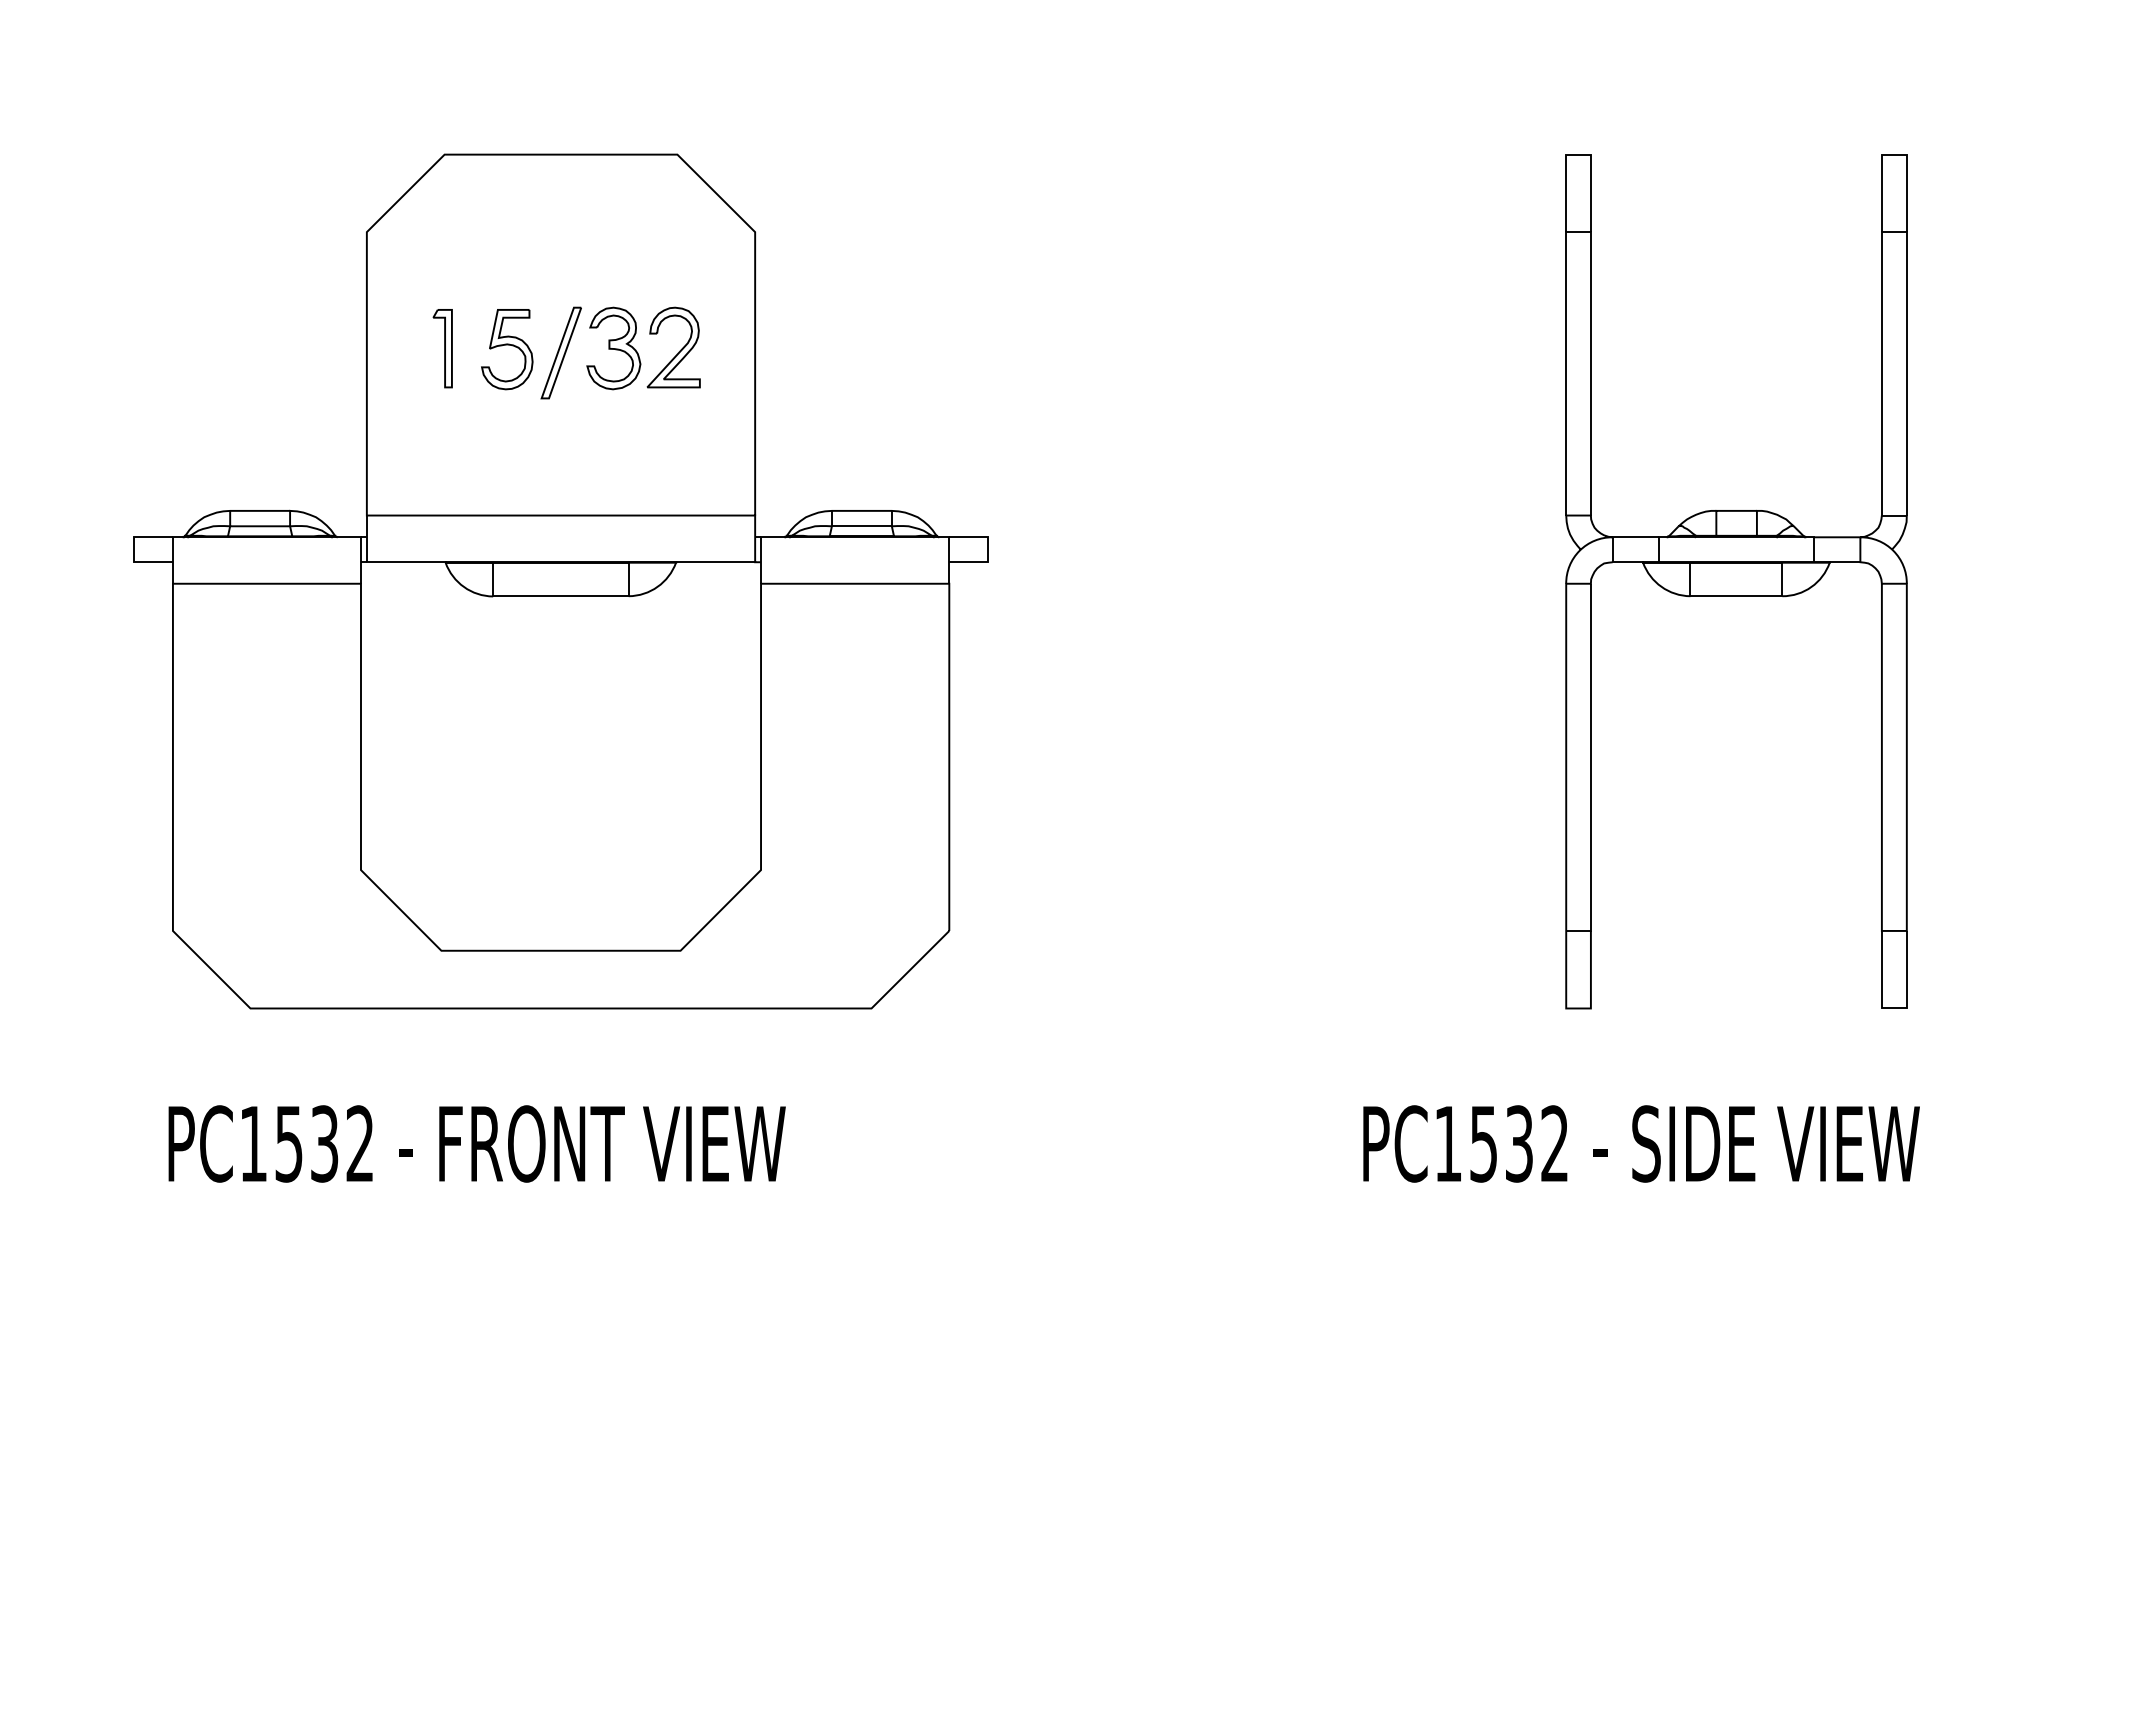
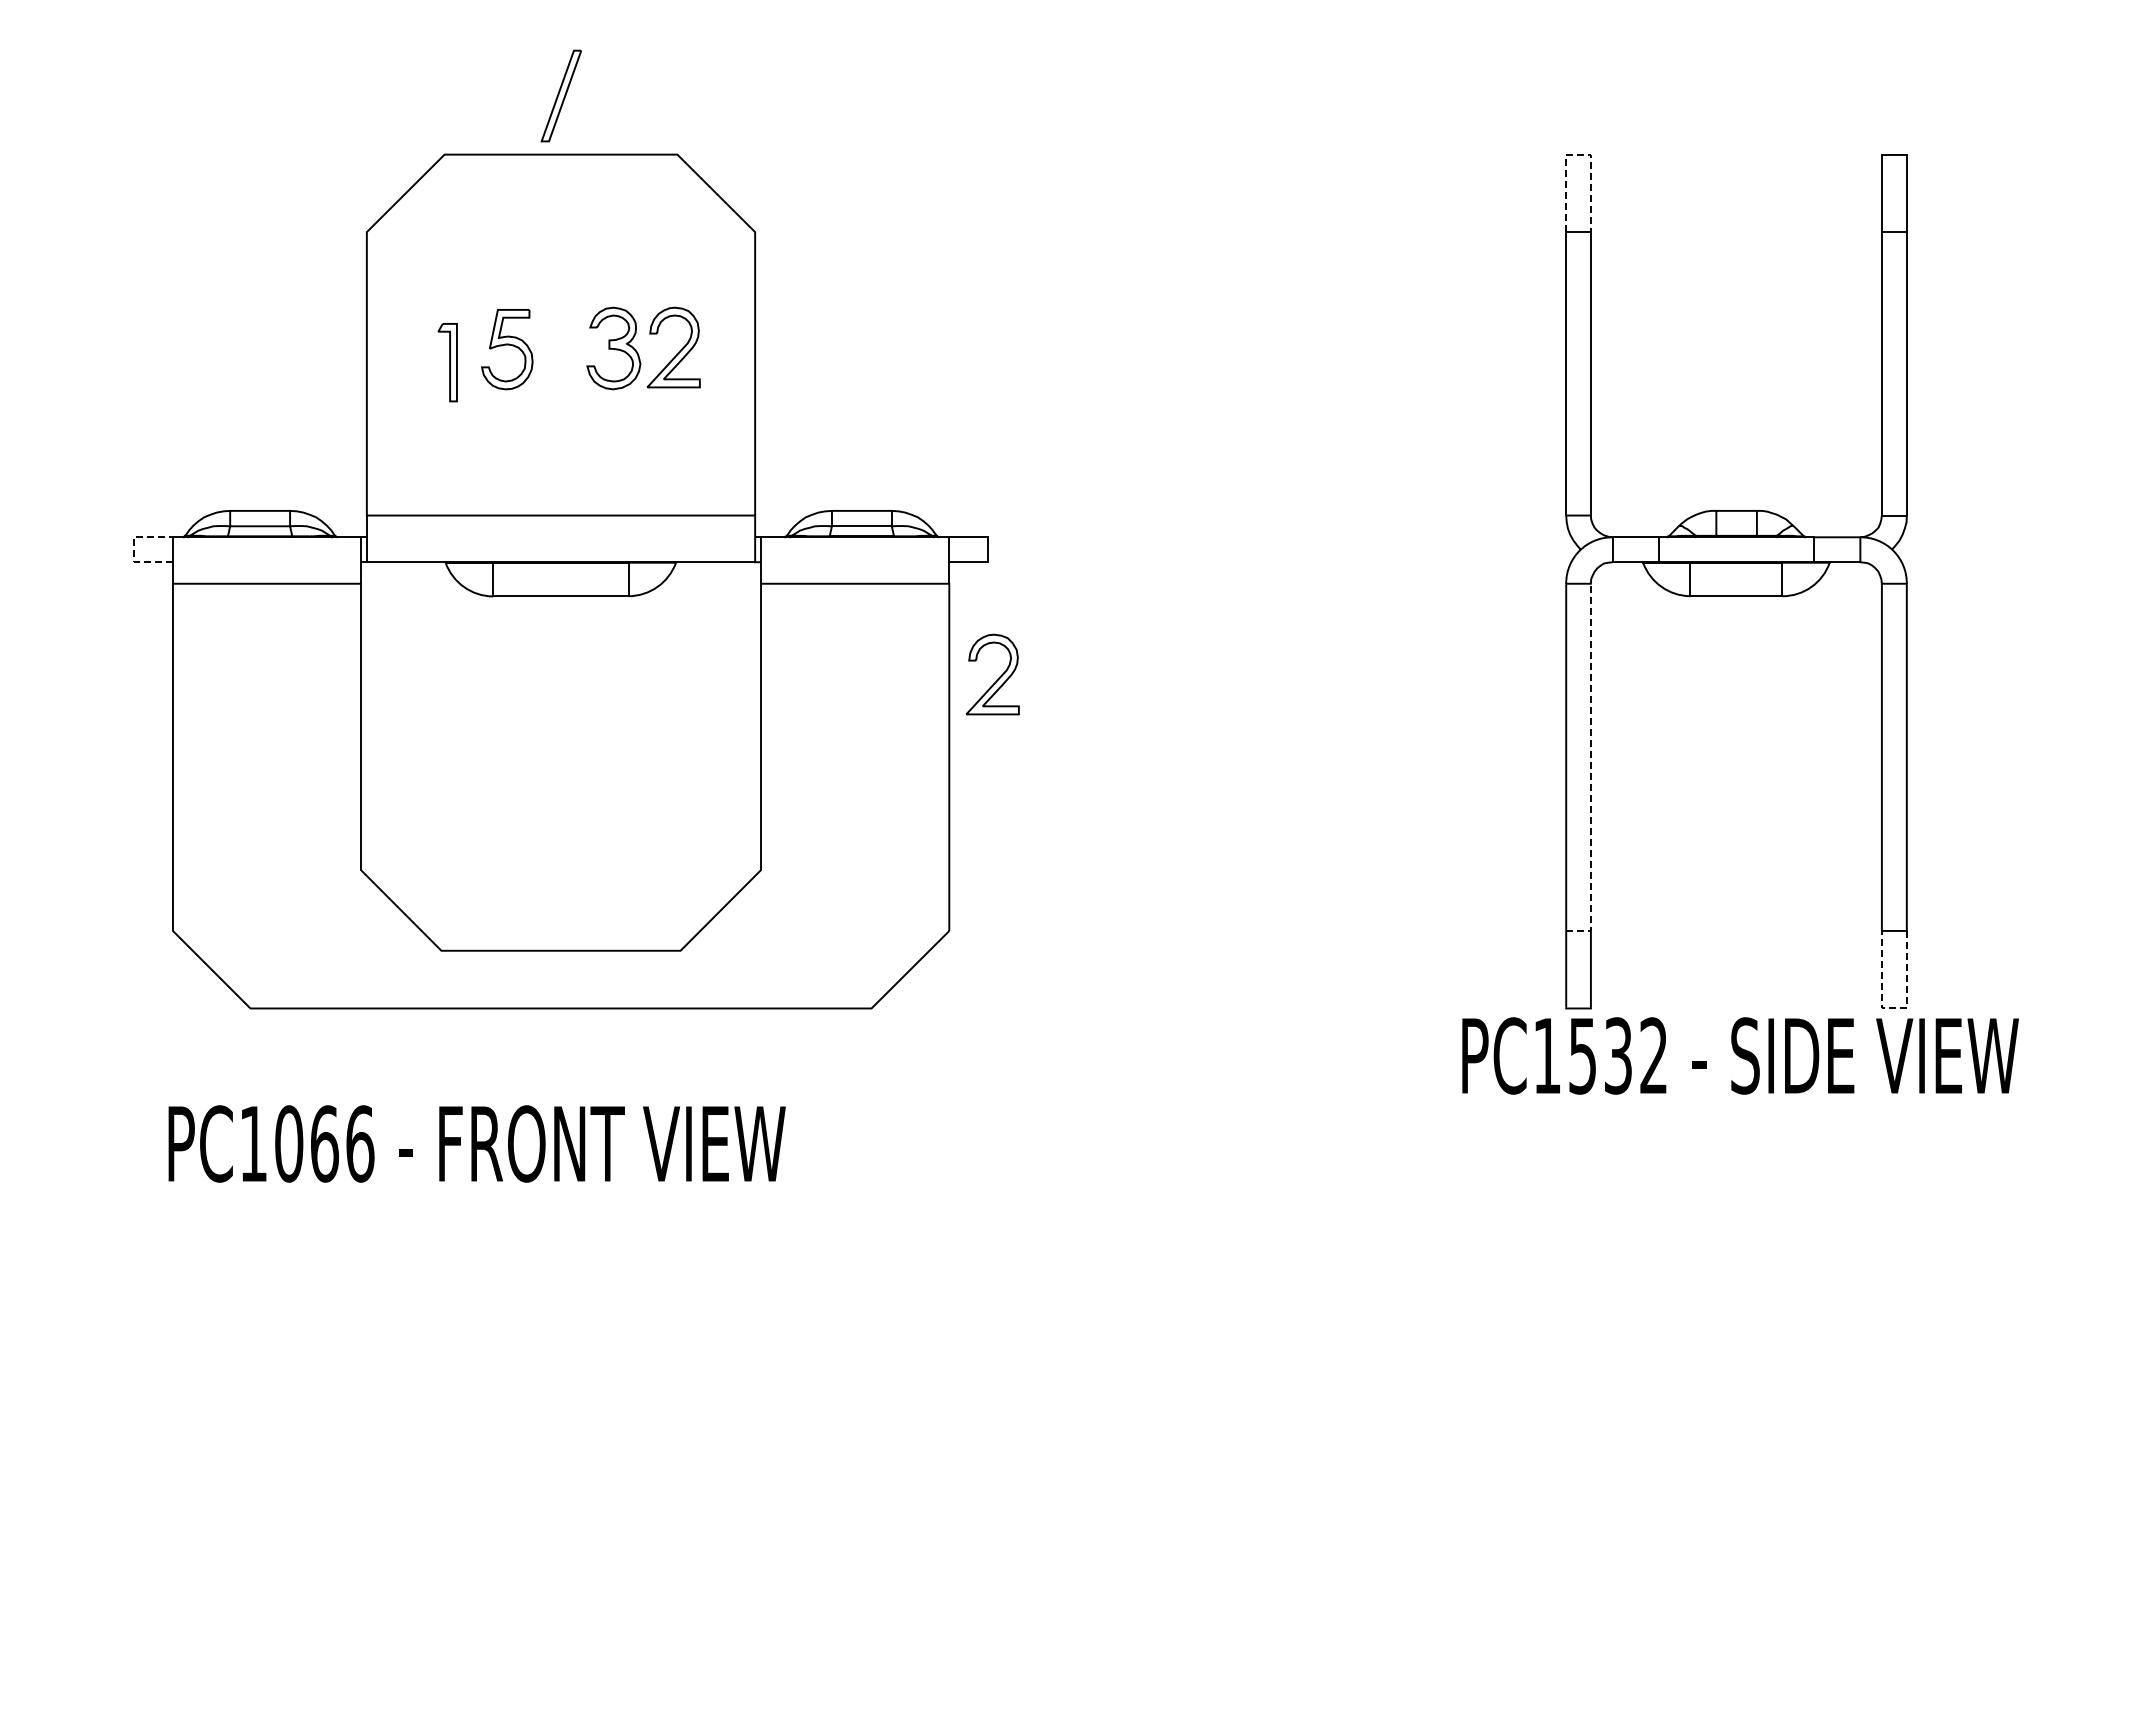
line: solid -> dashed (1579, 154)
part position: (442, 348) -> (447, 362) (447, 362)
part position: (560, 352) -> (560, 95) (560, 95)
line: solid -> dashed (134, 549)
part: none -> present (997, 678)
line: solid -> dashed (1590, 770)
line: solid -> dashed (1893, 1008)
text: PC1532 -> PC1066 (324, 1143)
text position: (1641, 1143) -> (1740, 1055) (1740, 1055)
